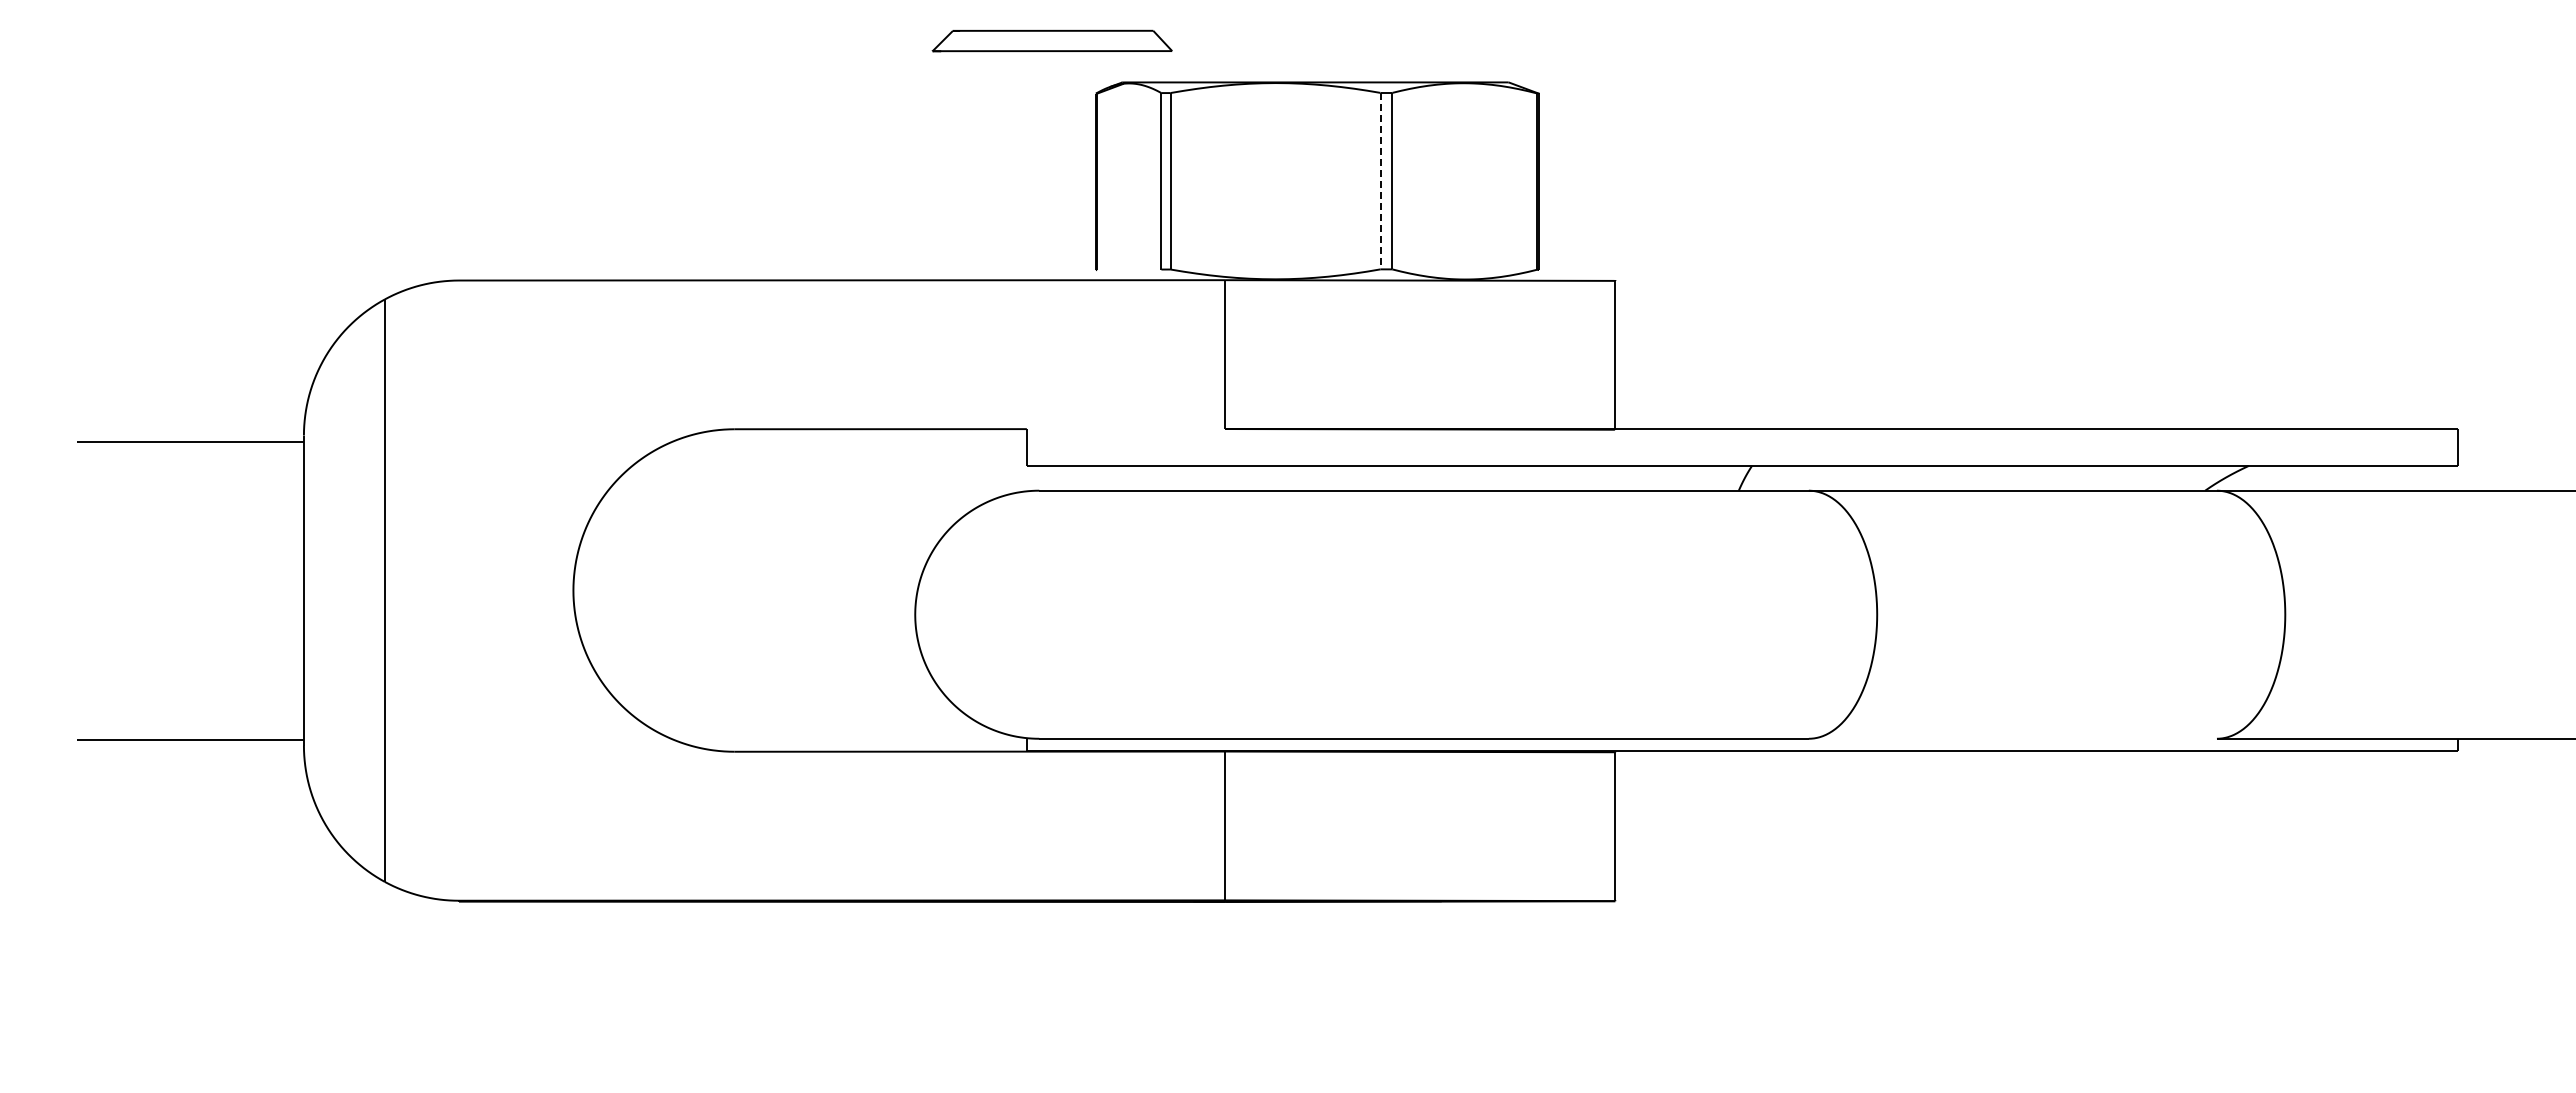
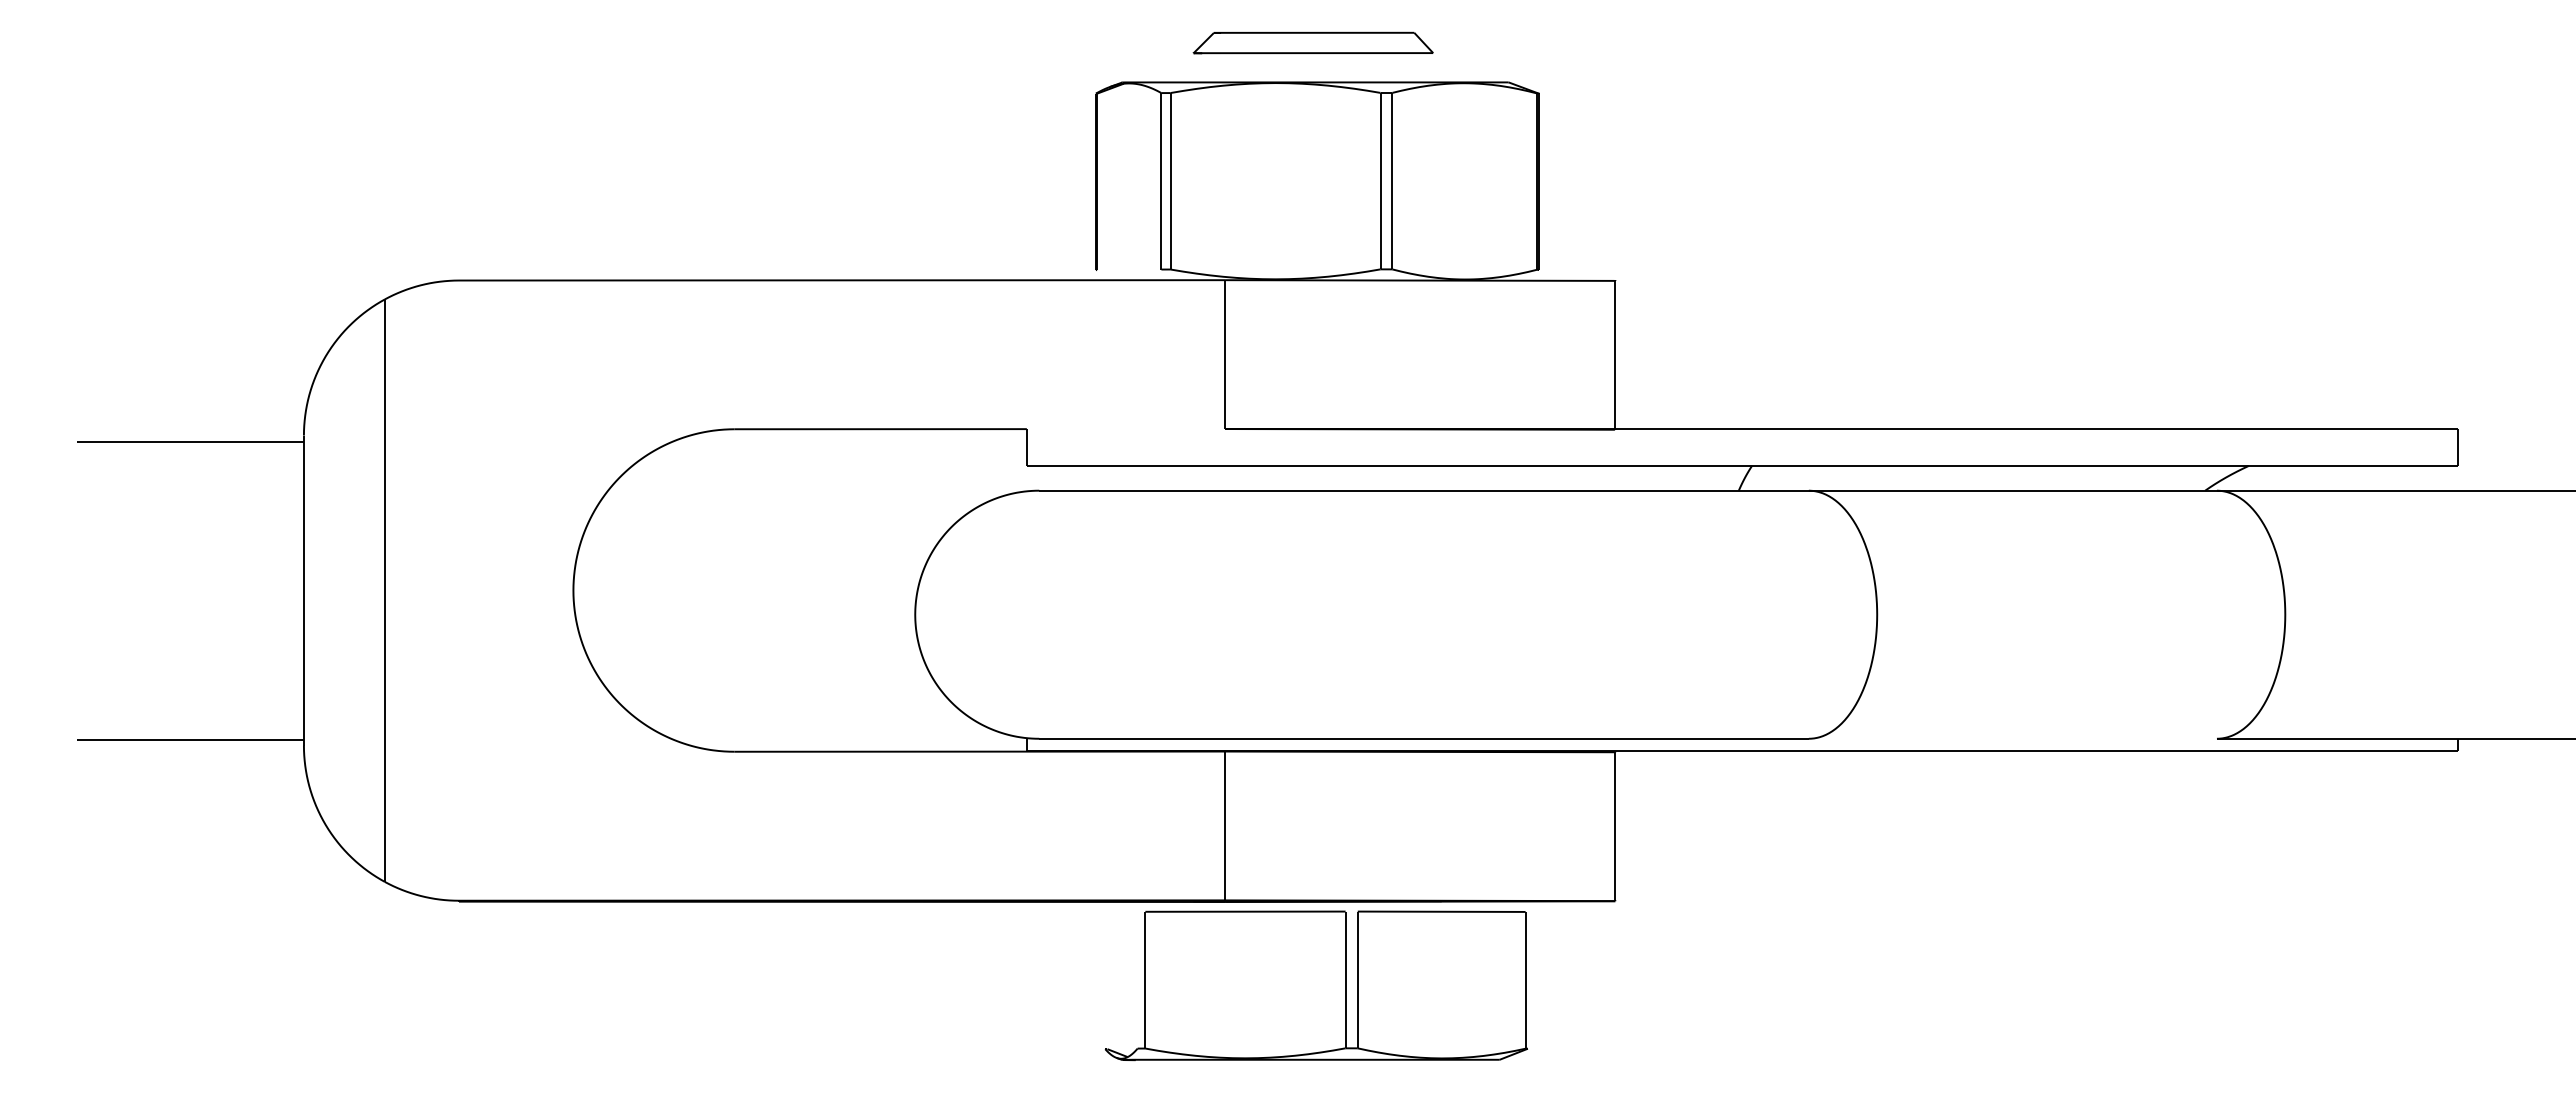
part position: (1051, 40) -> (1312, 42) (1312, 42)
line: dashed -> solid (1380, 181)
part: none -> present (1315, 985)
